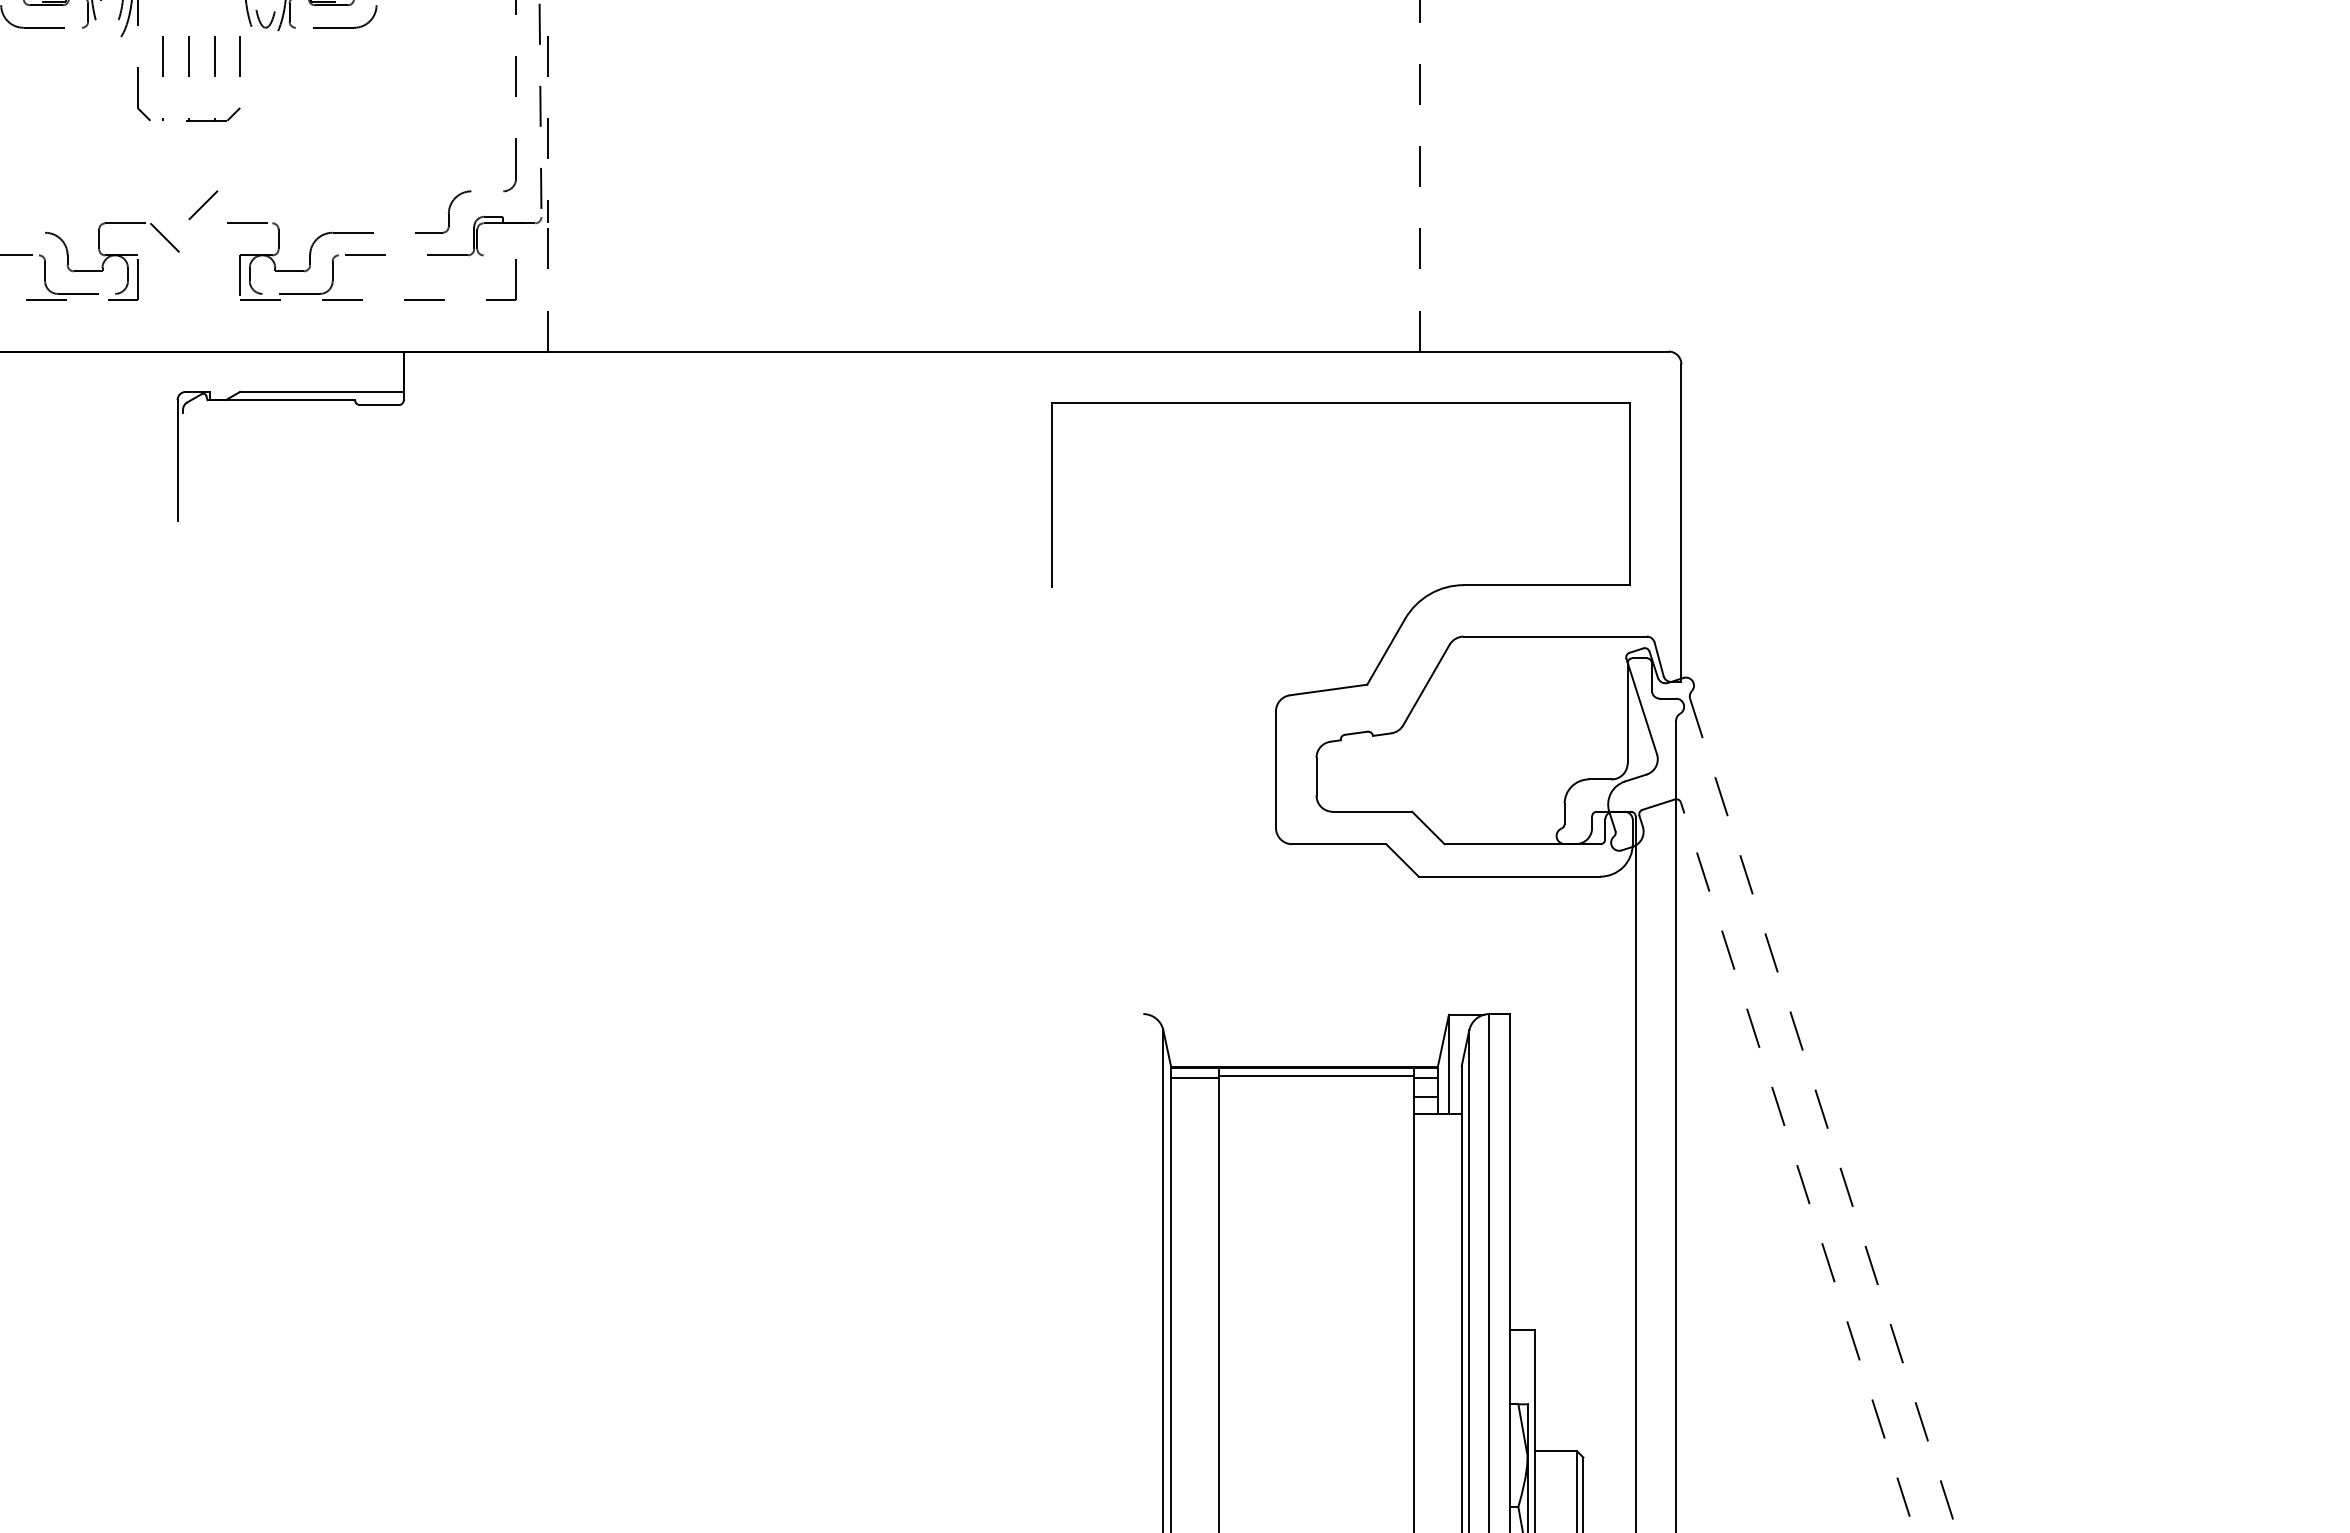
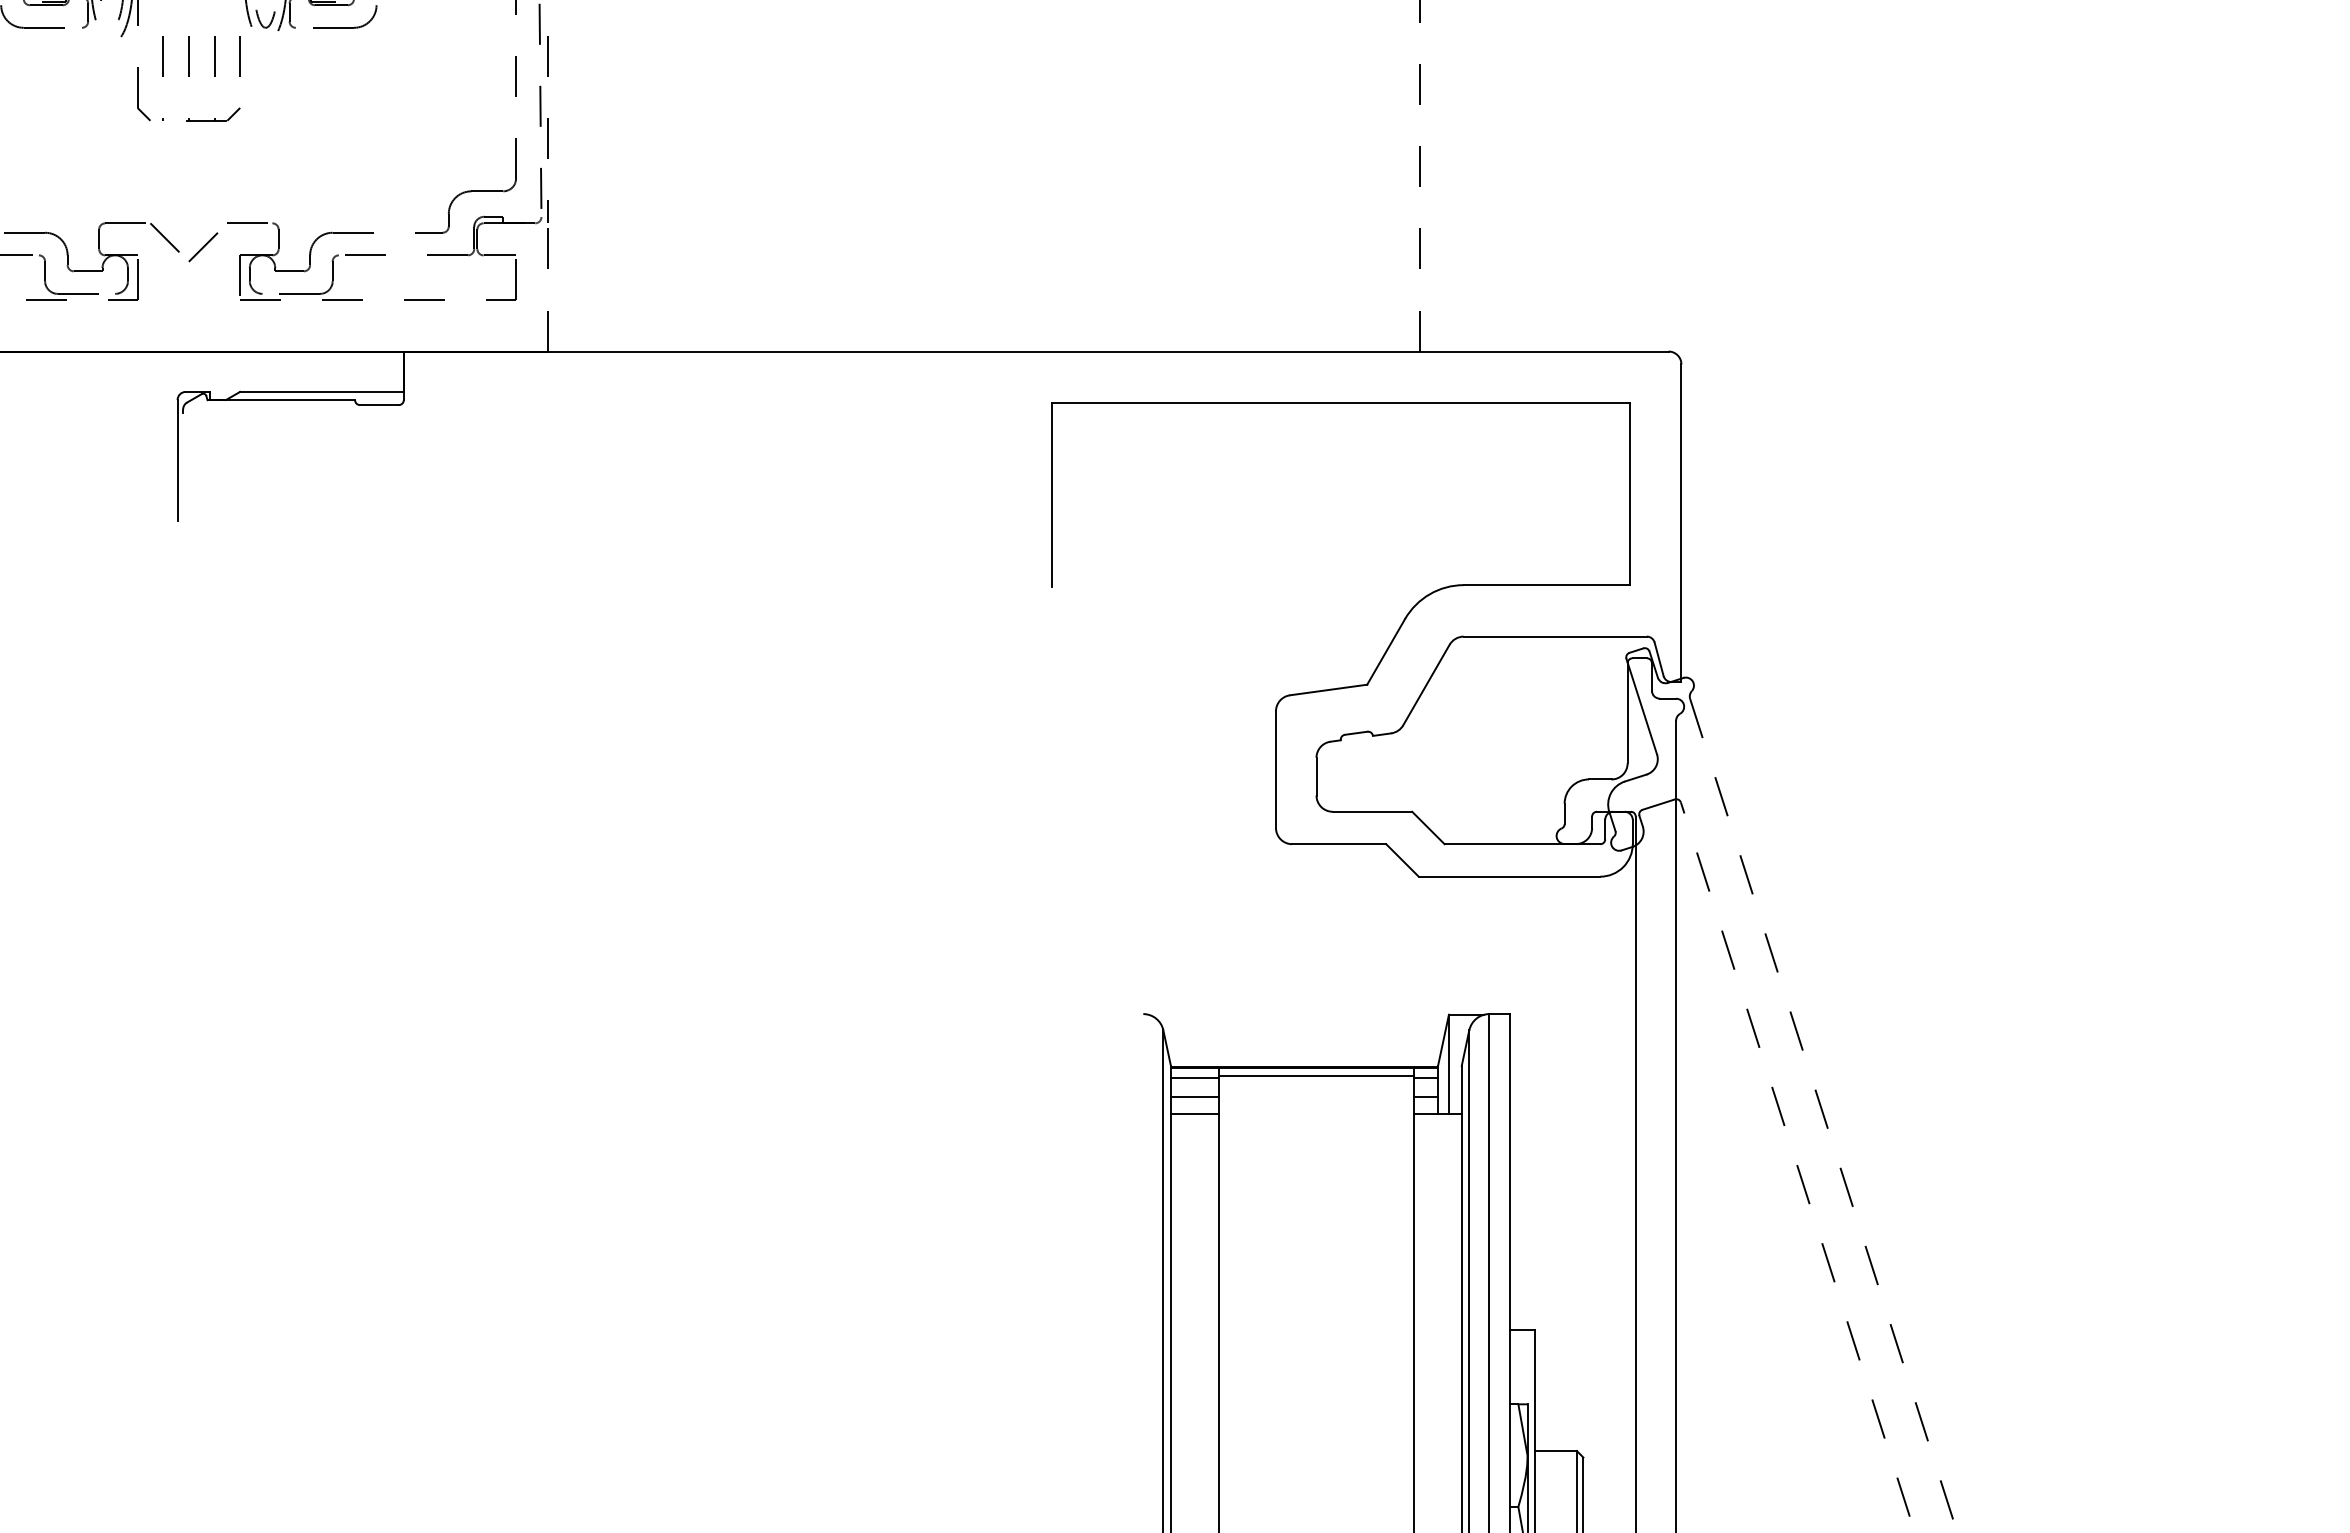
line: none -> present (487, 191)
line position: (203, 205) -> (203, 247) (203, 247)
line: none -> present (23, 232)
line: none -> present (499, 255)
line: none -> present (1194, 1097)
line: none -> present (1194, 1114)
